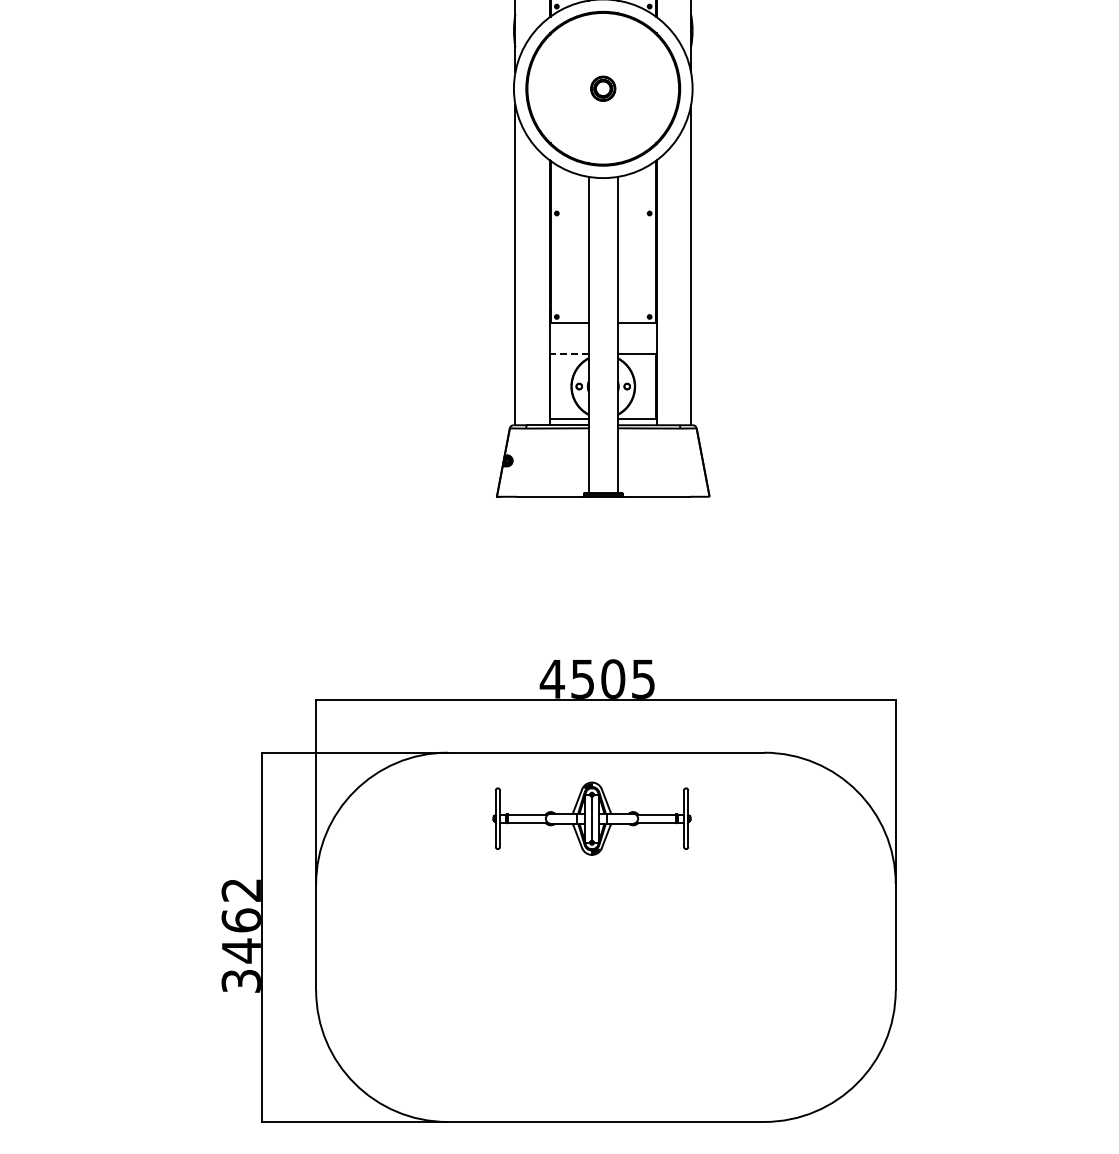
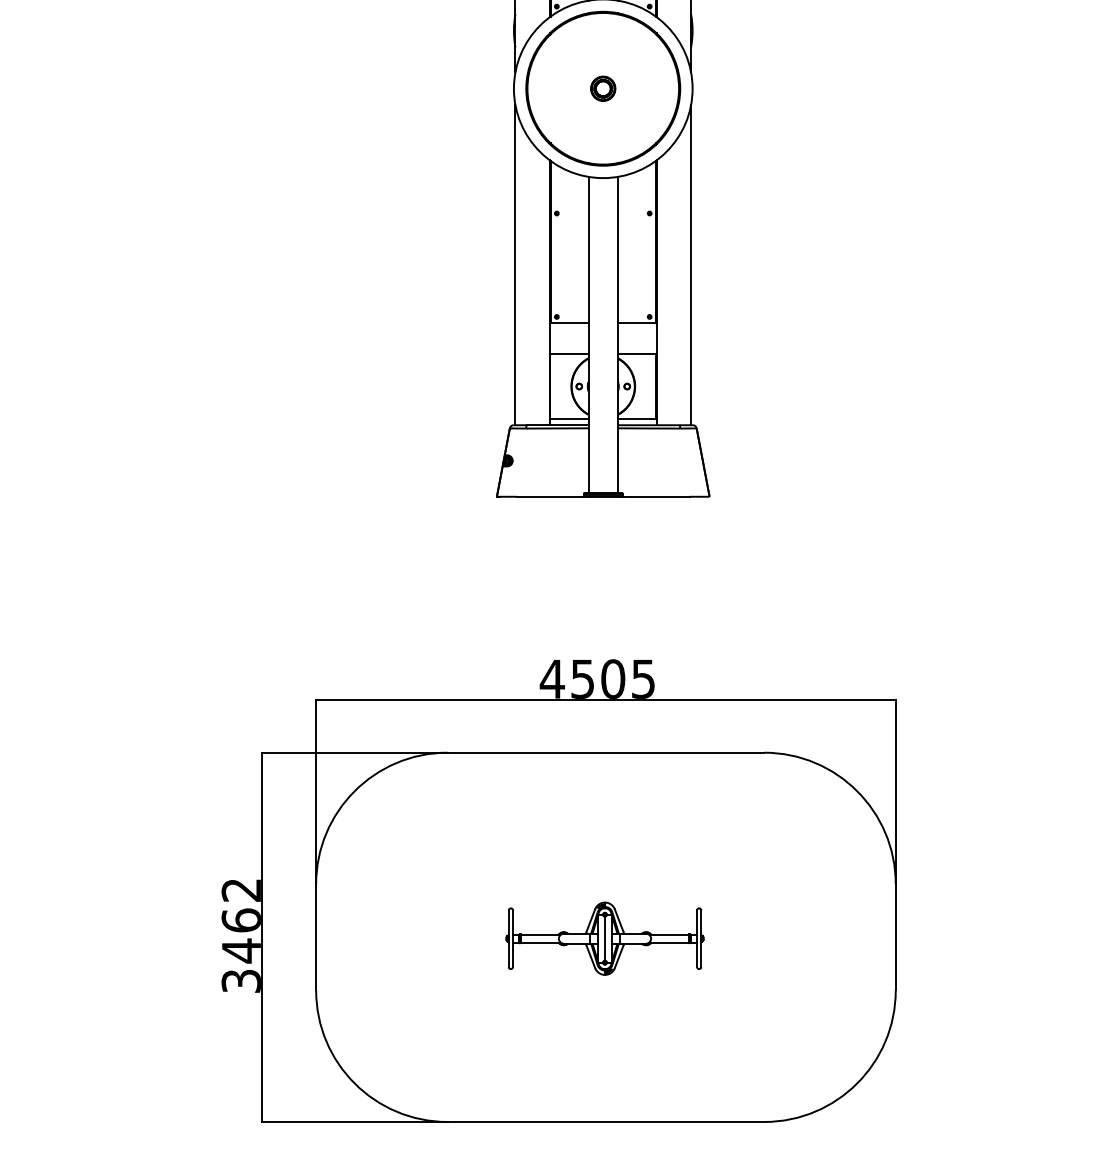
line: dashed -> solid (568, 353)
part position: (591, 818) -> (604, 938) (604, 938)
